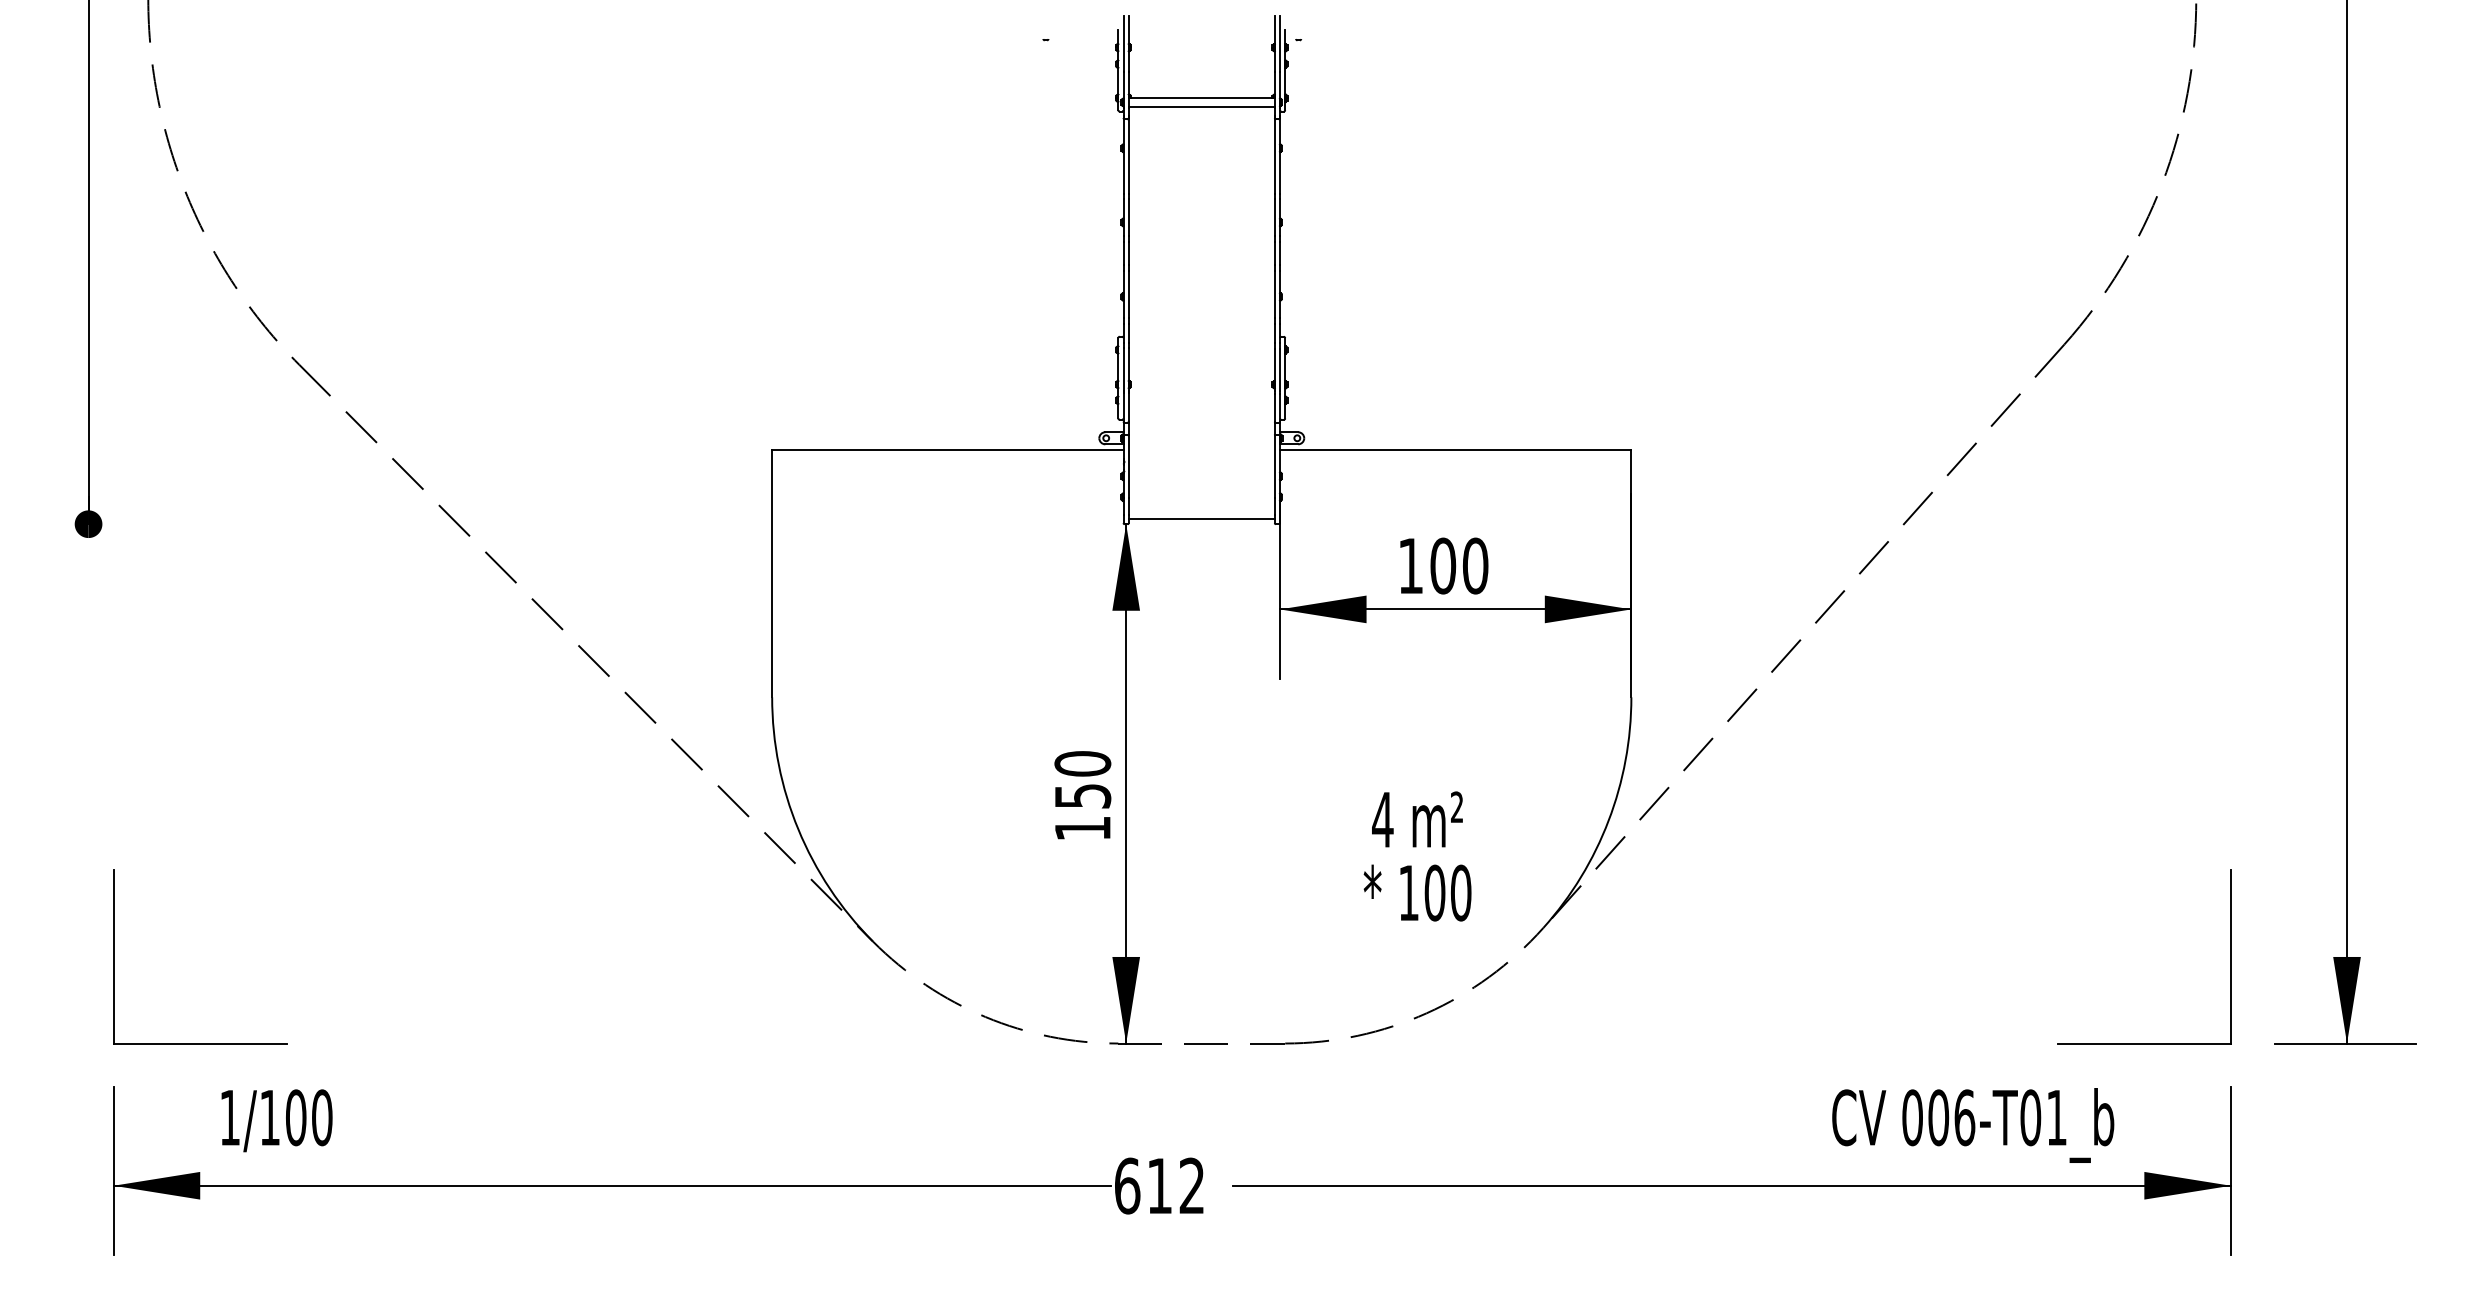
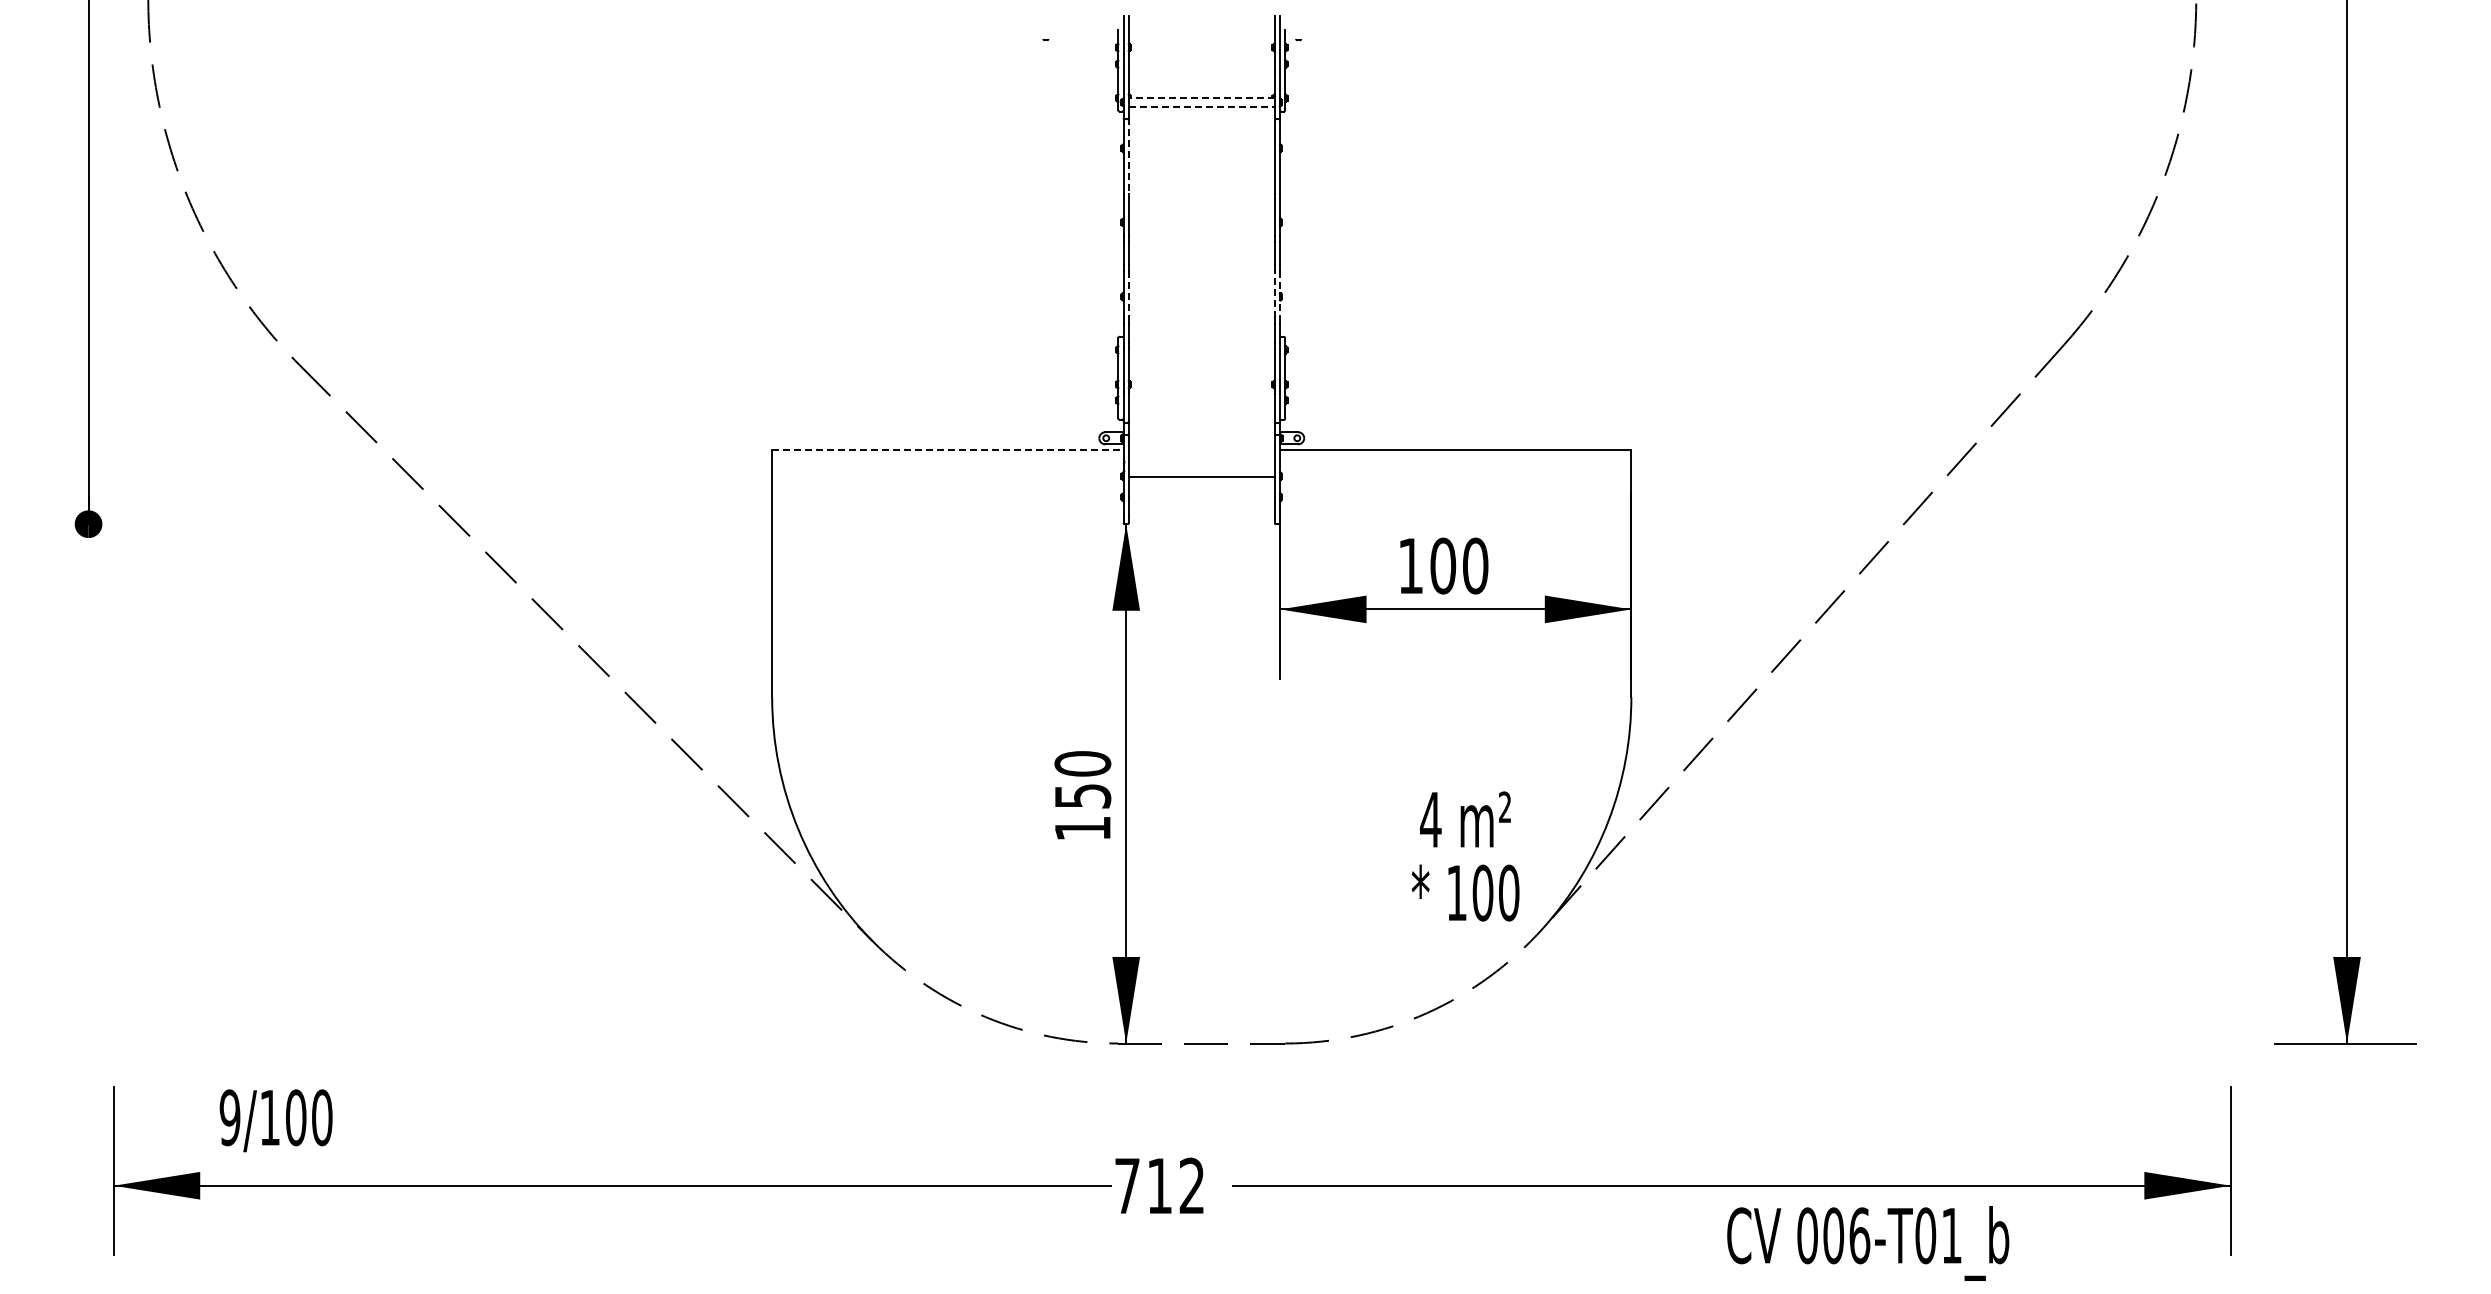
line: solid -> dashed (1201, 97)
line: solid -> dashed (1202, 107)
line: solid -> dashed (1128, 155)
line: solid -> dashed (1128, 294)
line: solid -> dashed (1274, 294)
line: solid -> dashed (1280, 294)
line: solid -> dashed (947, 449)
line position: (1201, 518) -> (1201, 476) (1201, 476)
text position: (1417, 856) -> (1465, 856) (1465, 856)
part: present -> none (114, 956)
part: present -> none (2230, 956)
text: 1/100 -> 9/100 (229, 1117)
text position: (1973, 1125) -> (1868, 1243) (1868, 1243)
text: 612 -> 712 (1127, 1185)
